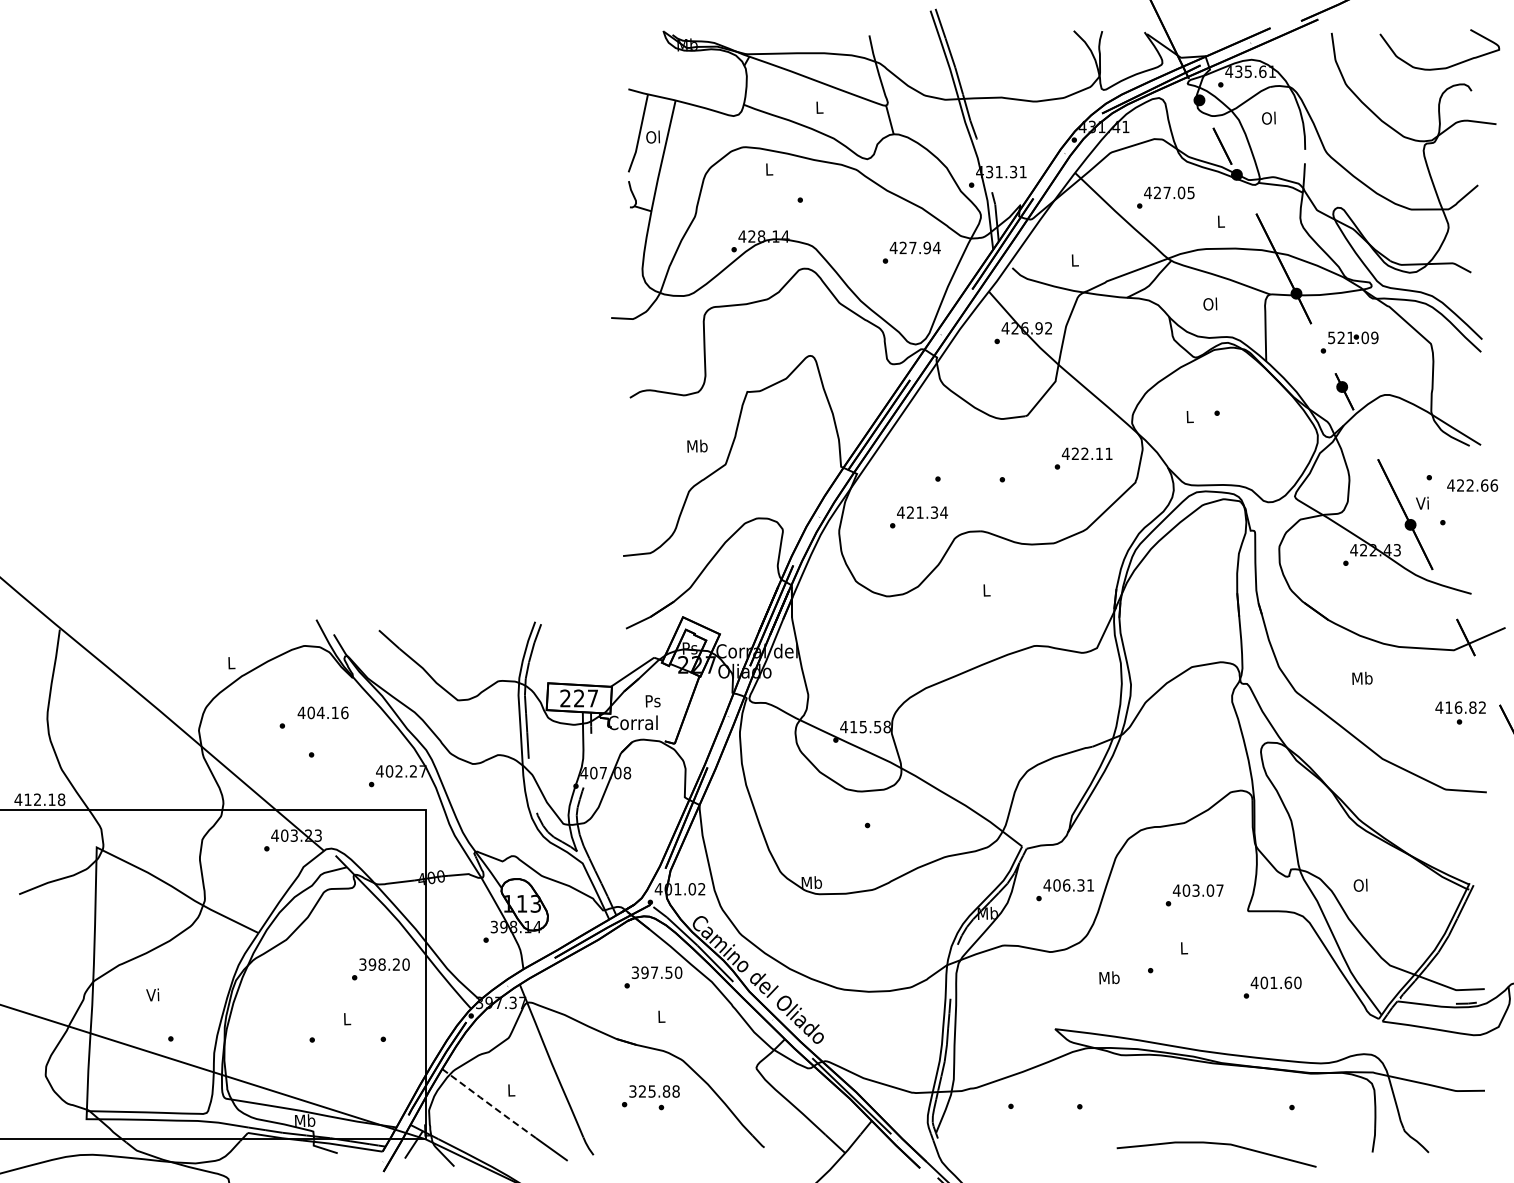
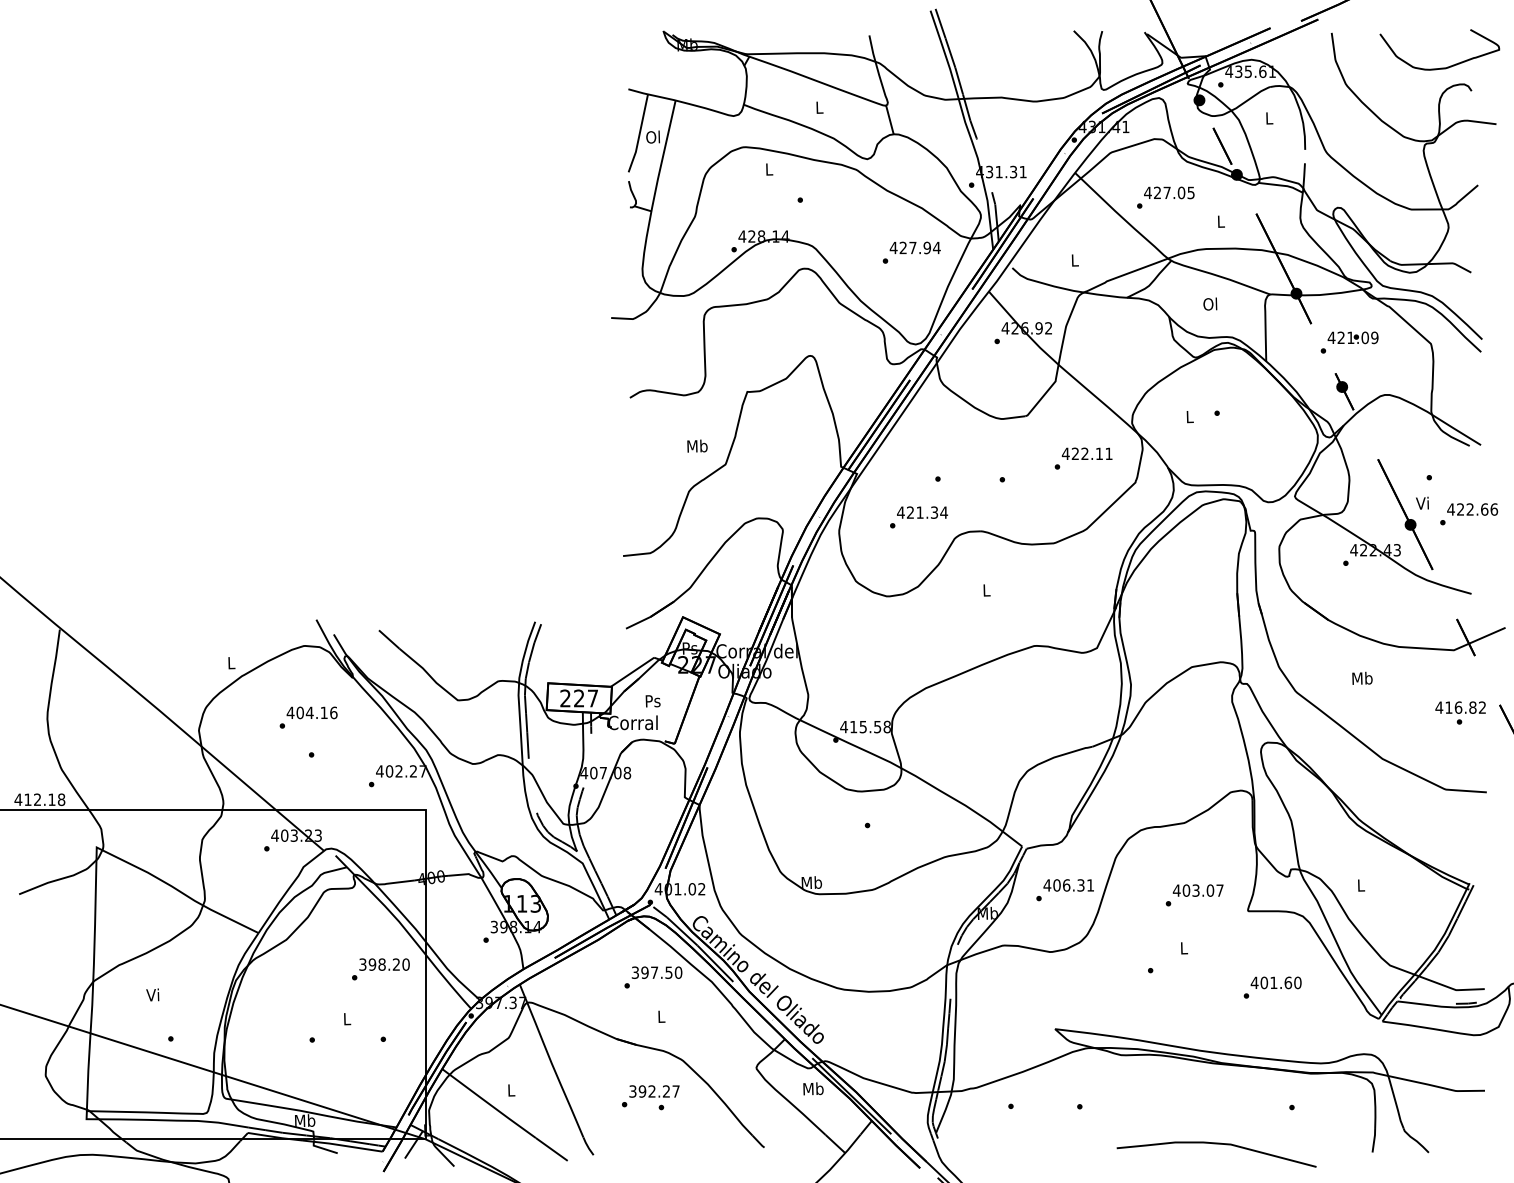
text: Ol -> L (1268, 117)
text: 521.09 -> 421.09 (1331, 337)
text position: (1472, 485) -> (1472, 509) (1472, 509)
text position: (322, 712) -> (311, 712) (311, 712)
text: Ol -> L (1360, 884)
text position: (1109, 977) -> (813, 1088) (813, 1088)
text: 325.88 -> 392.27 (658, 1091)
line: dashed -> solid (489, 1103)
